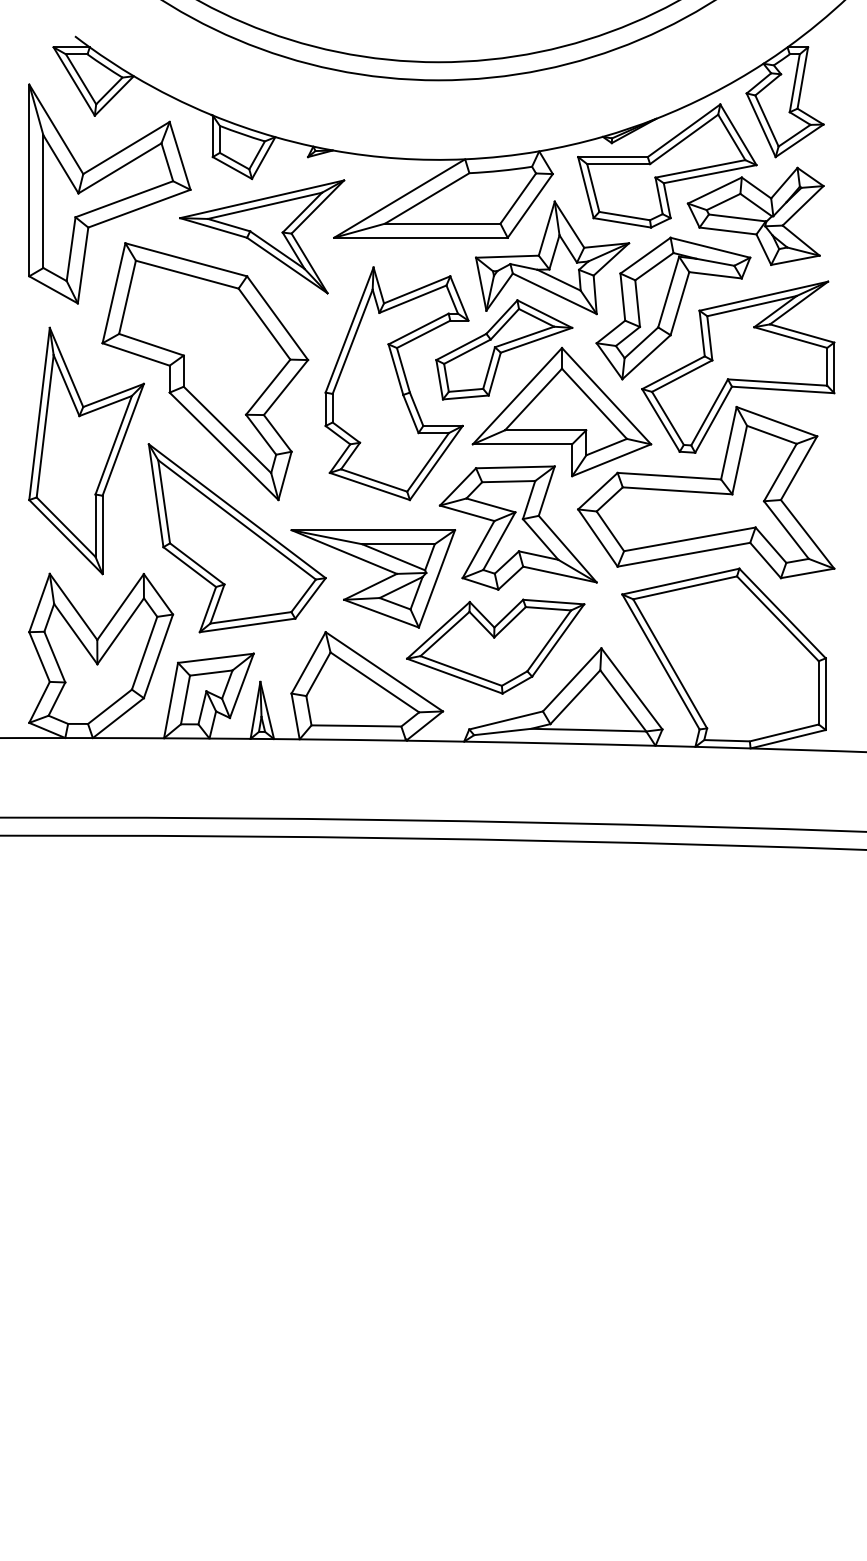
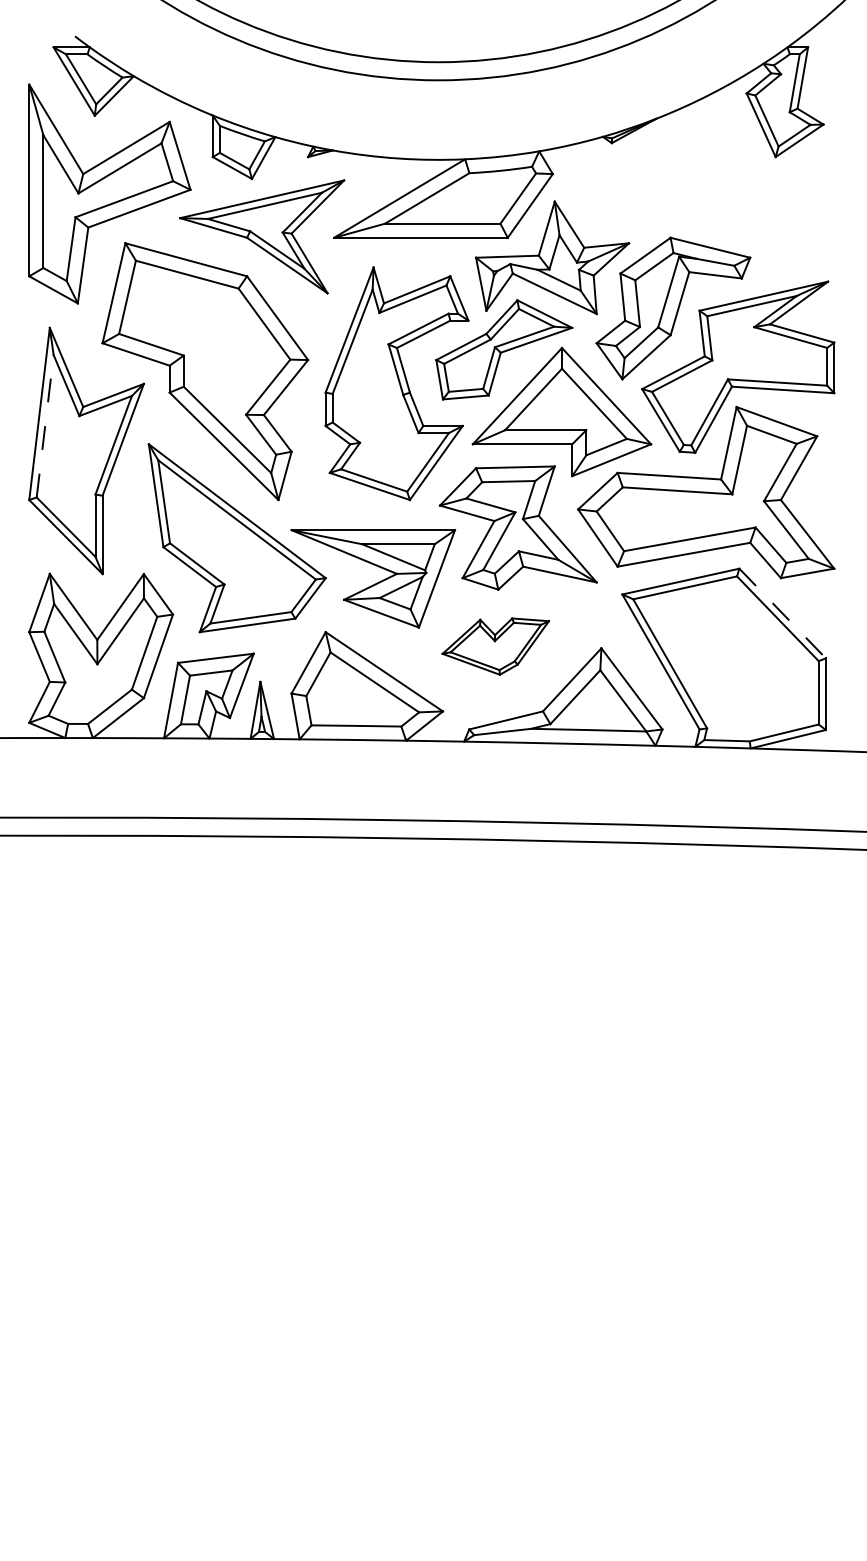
part: present -> none (699, 177)
line: solid -> dashed (45, 426)
line: solid -> dashed (782, 613)
part size: 180x97 px -> 109x59 px (495, 646)
